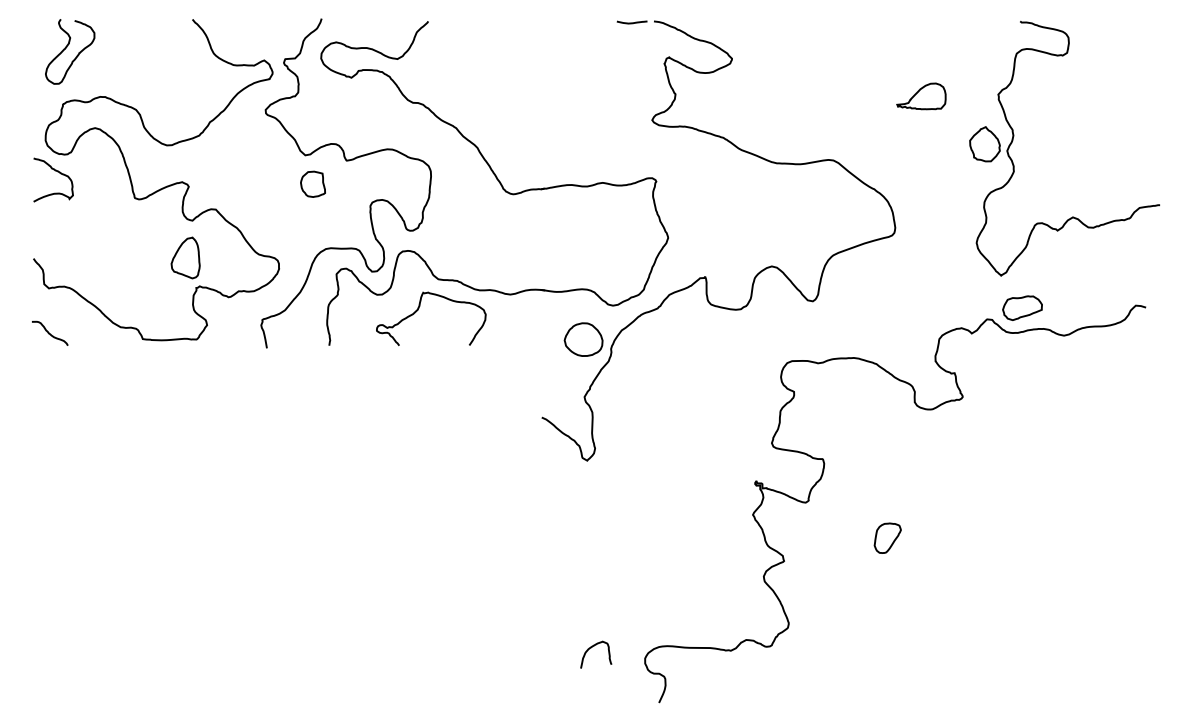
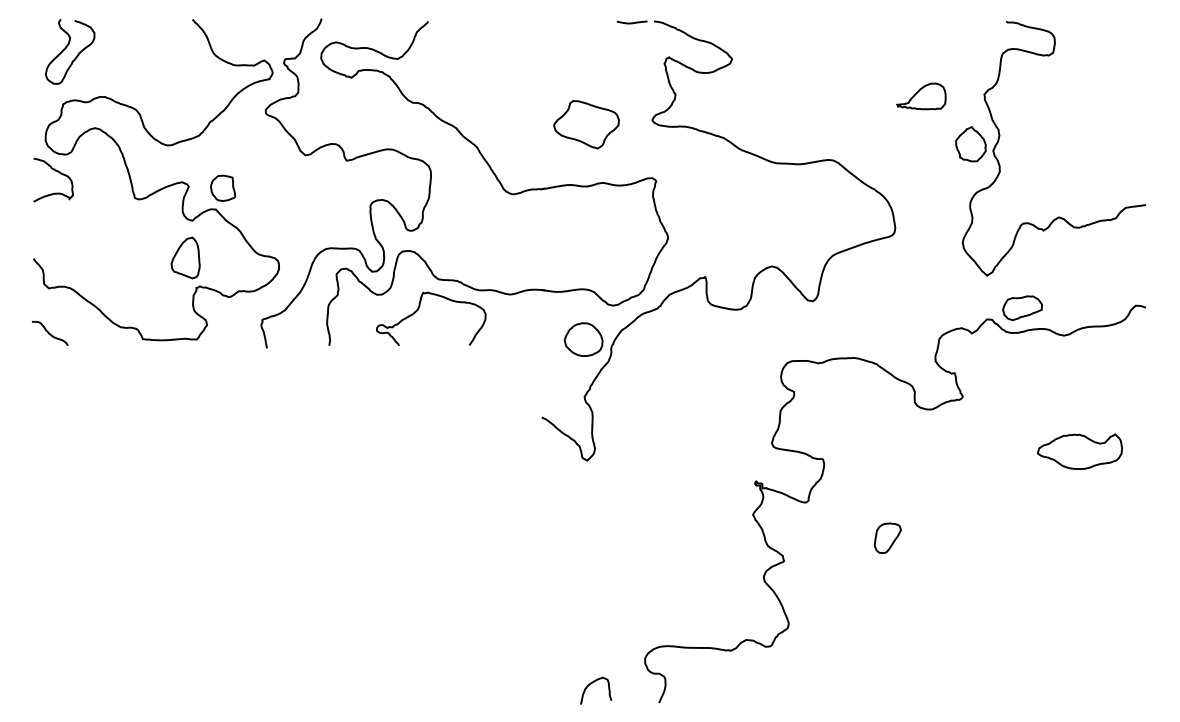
part: none -> present (586, 124)
part position: (1014, 136) -> (1000, 136) (1000, 136)
part position: (312, 183) -> (222, 187) (222, 187)
part: none -> present (1079, 451)
curve position: (591, 648) -> (591, 684) (591, 684)
